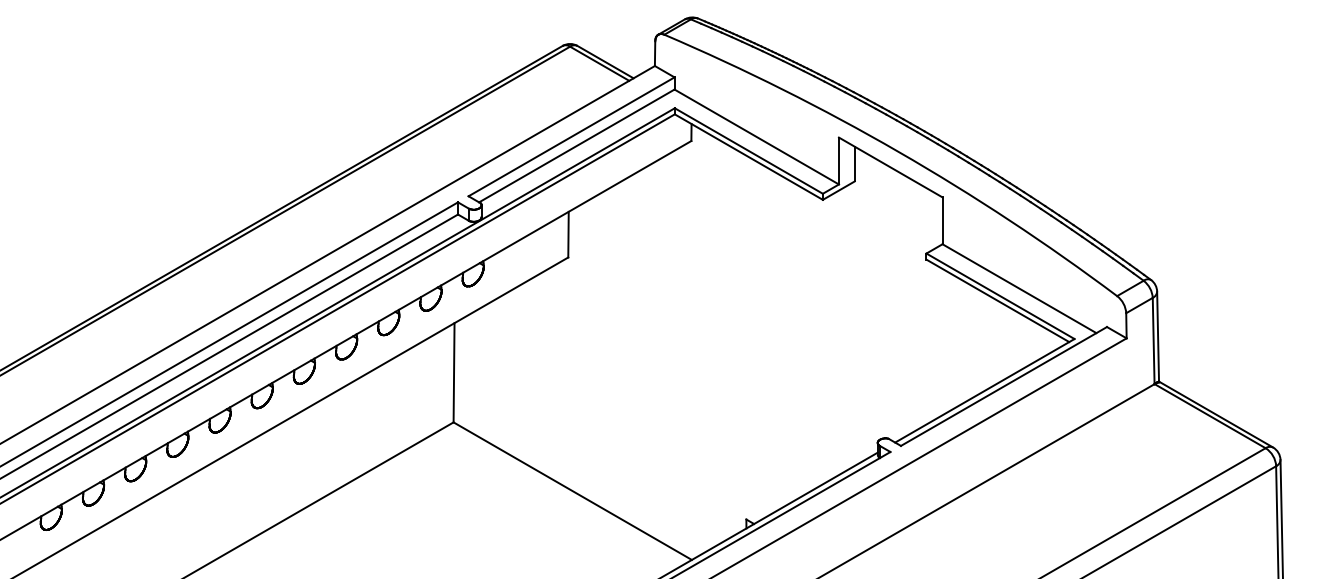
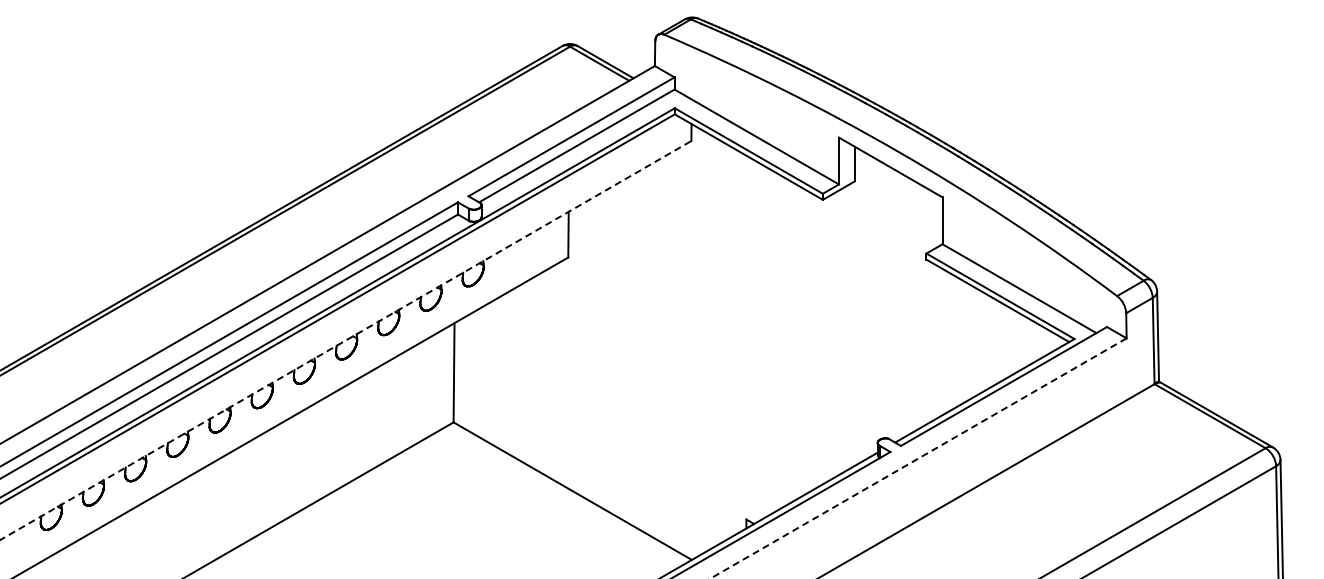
line: solid -> dashed (346, 340)
line: solid -> dashed (918, 458)
